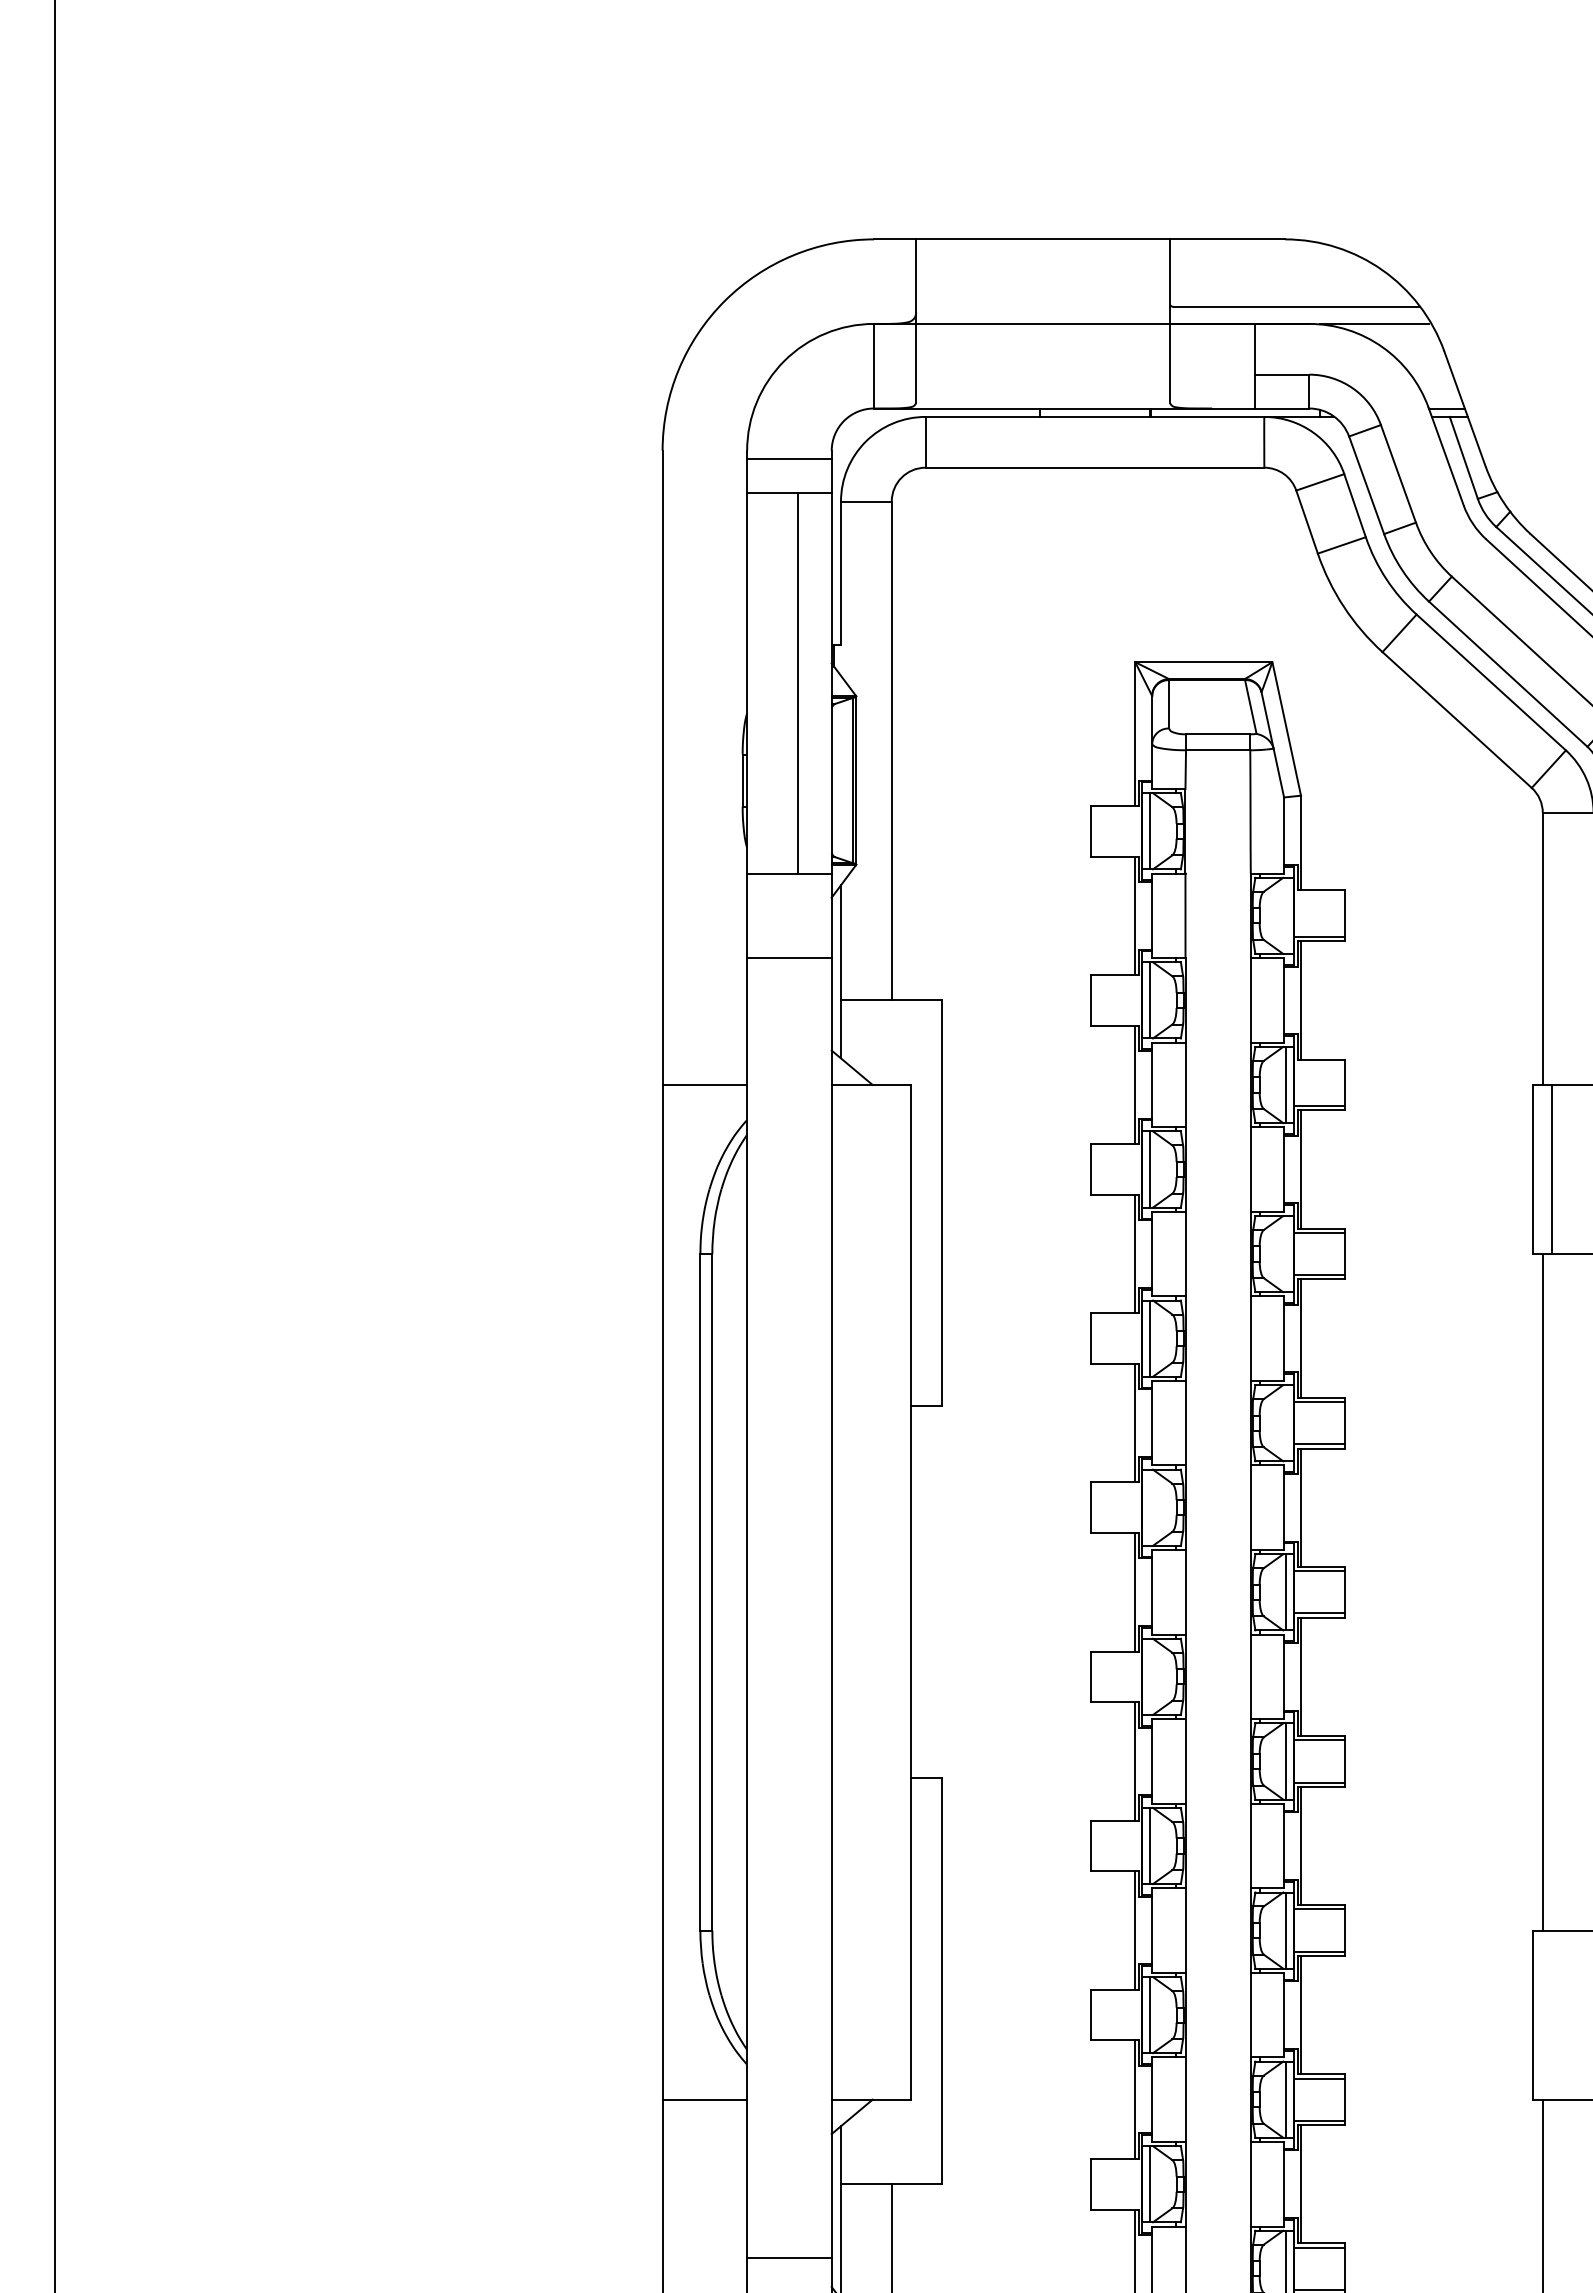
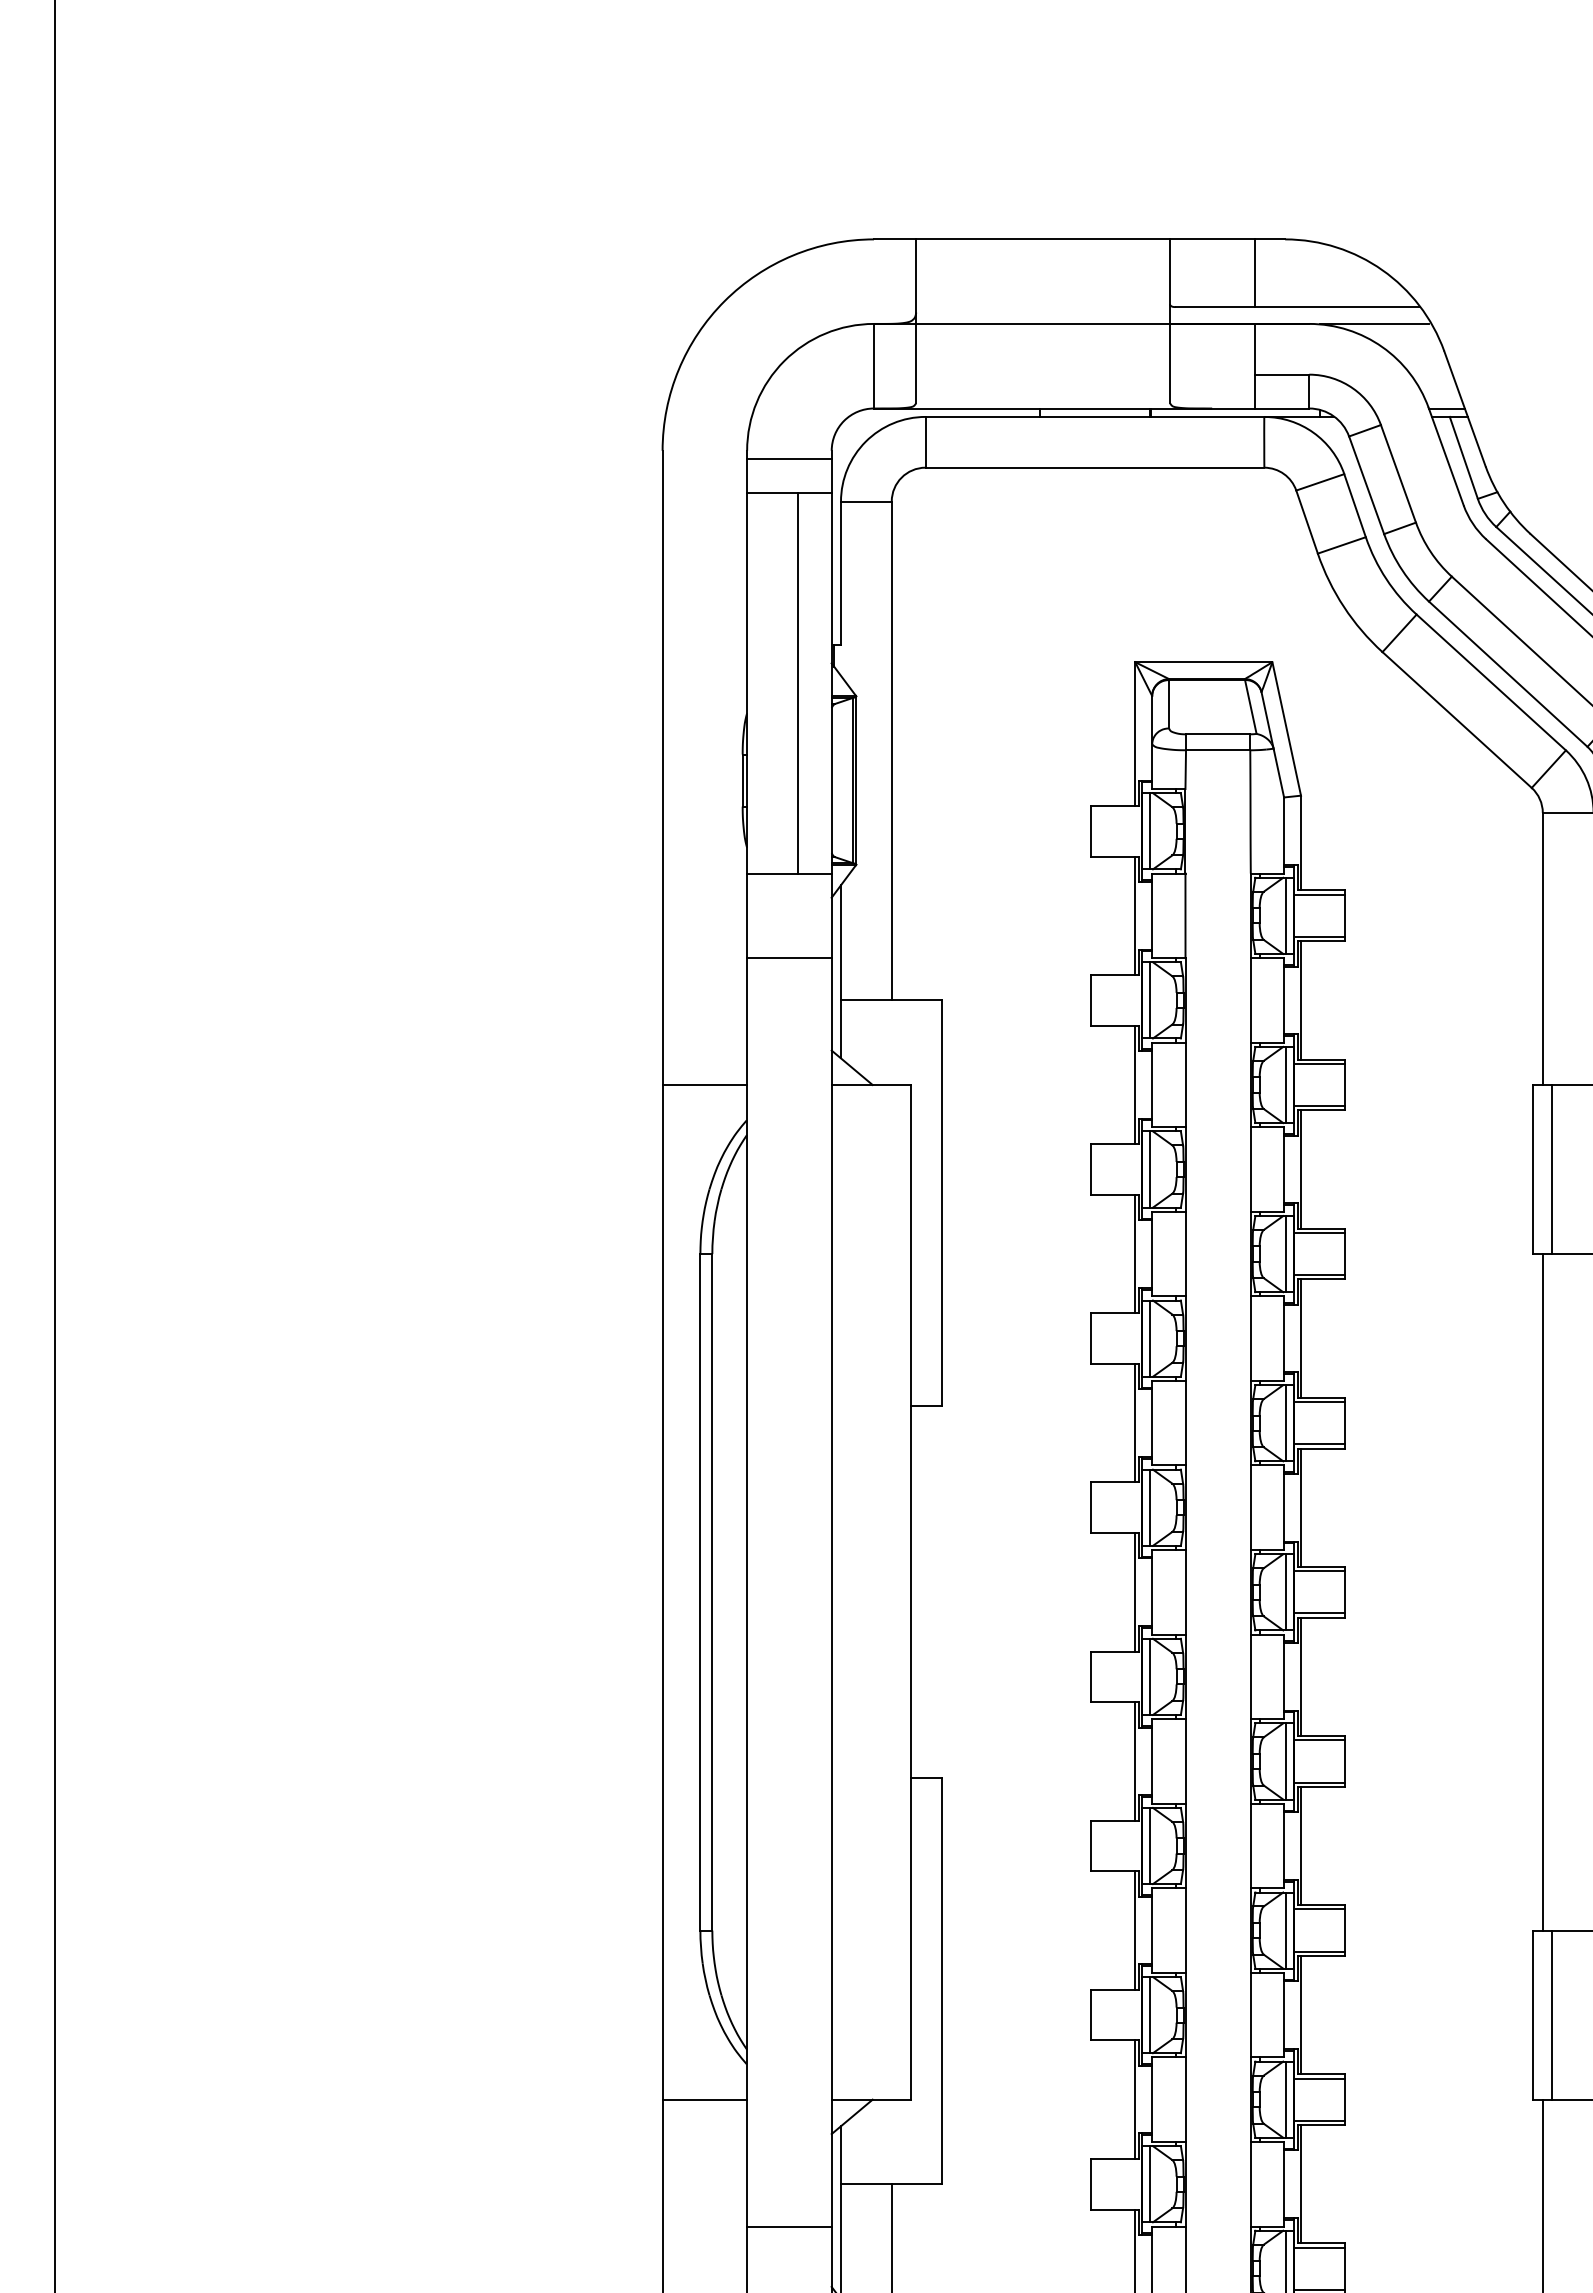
line: none -> present (1254, 273)
line: none -> present (1319, 894)
line: none -> present (1285, 915)
line: none -> present (1319, 1063)
line: none -> present (1285, 1254)
line: none -> present (1285, 1423)
line: none -> present (1150, 1507)
line: none -> present (1150, 1676)
line: none -> present (1551, 2014)
line position: (789, 2257) -> (789, 2226) (789, 2226)
